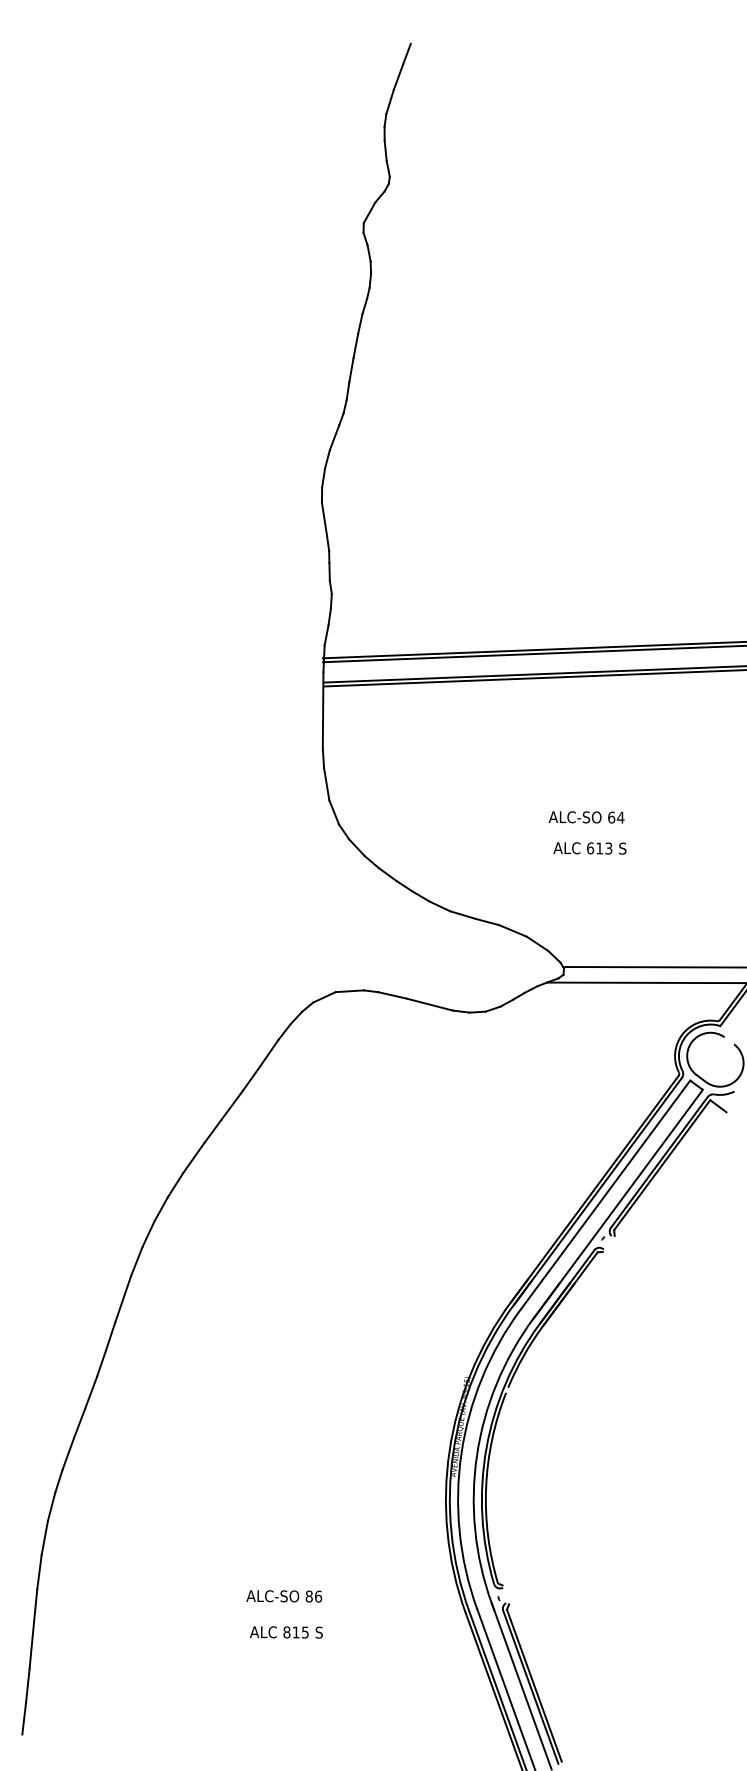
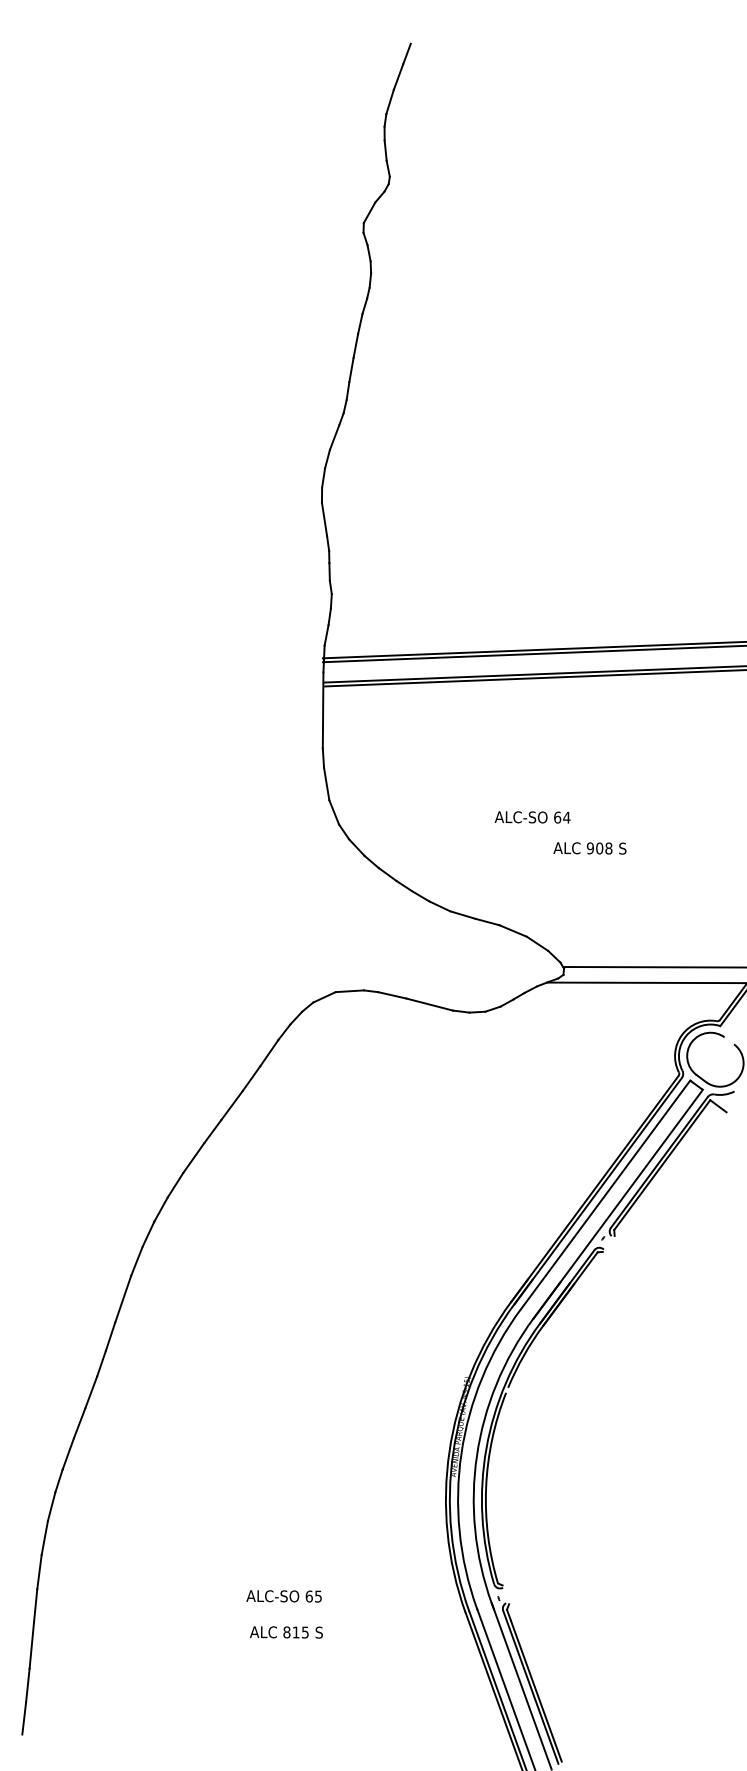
text position: (586, 817) -> (532, 817) (532, 817)
text: 613 -> 908 (599, 848)
text: 86 -> 65 (313, 1596)
